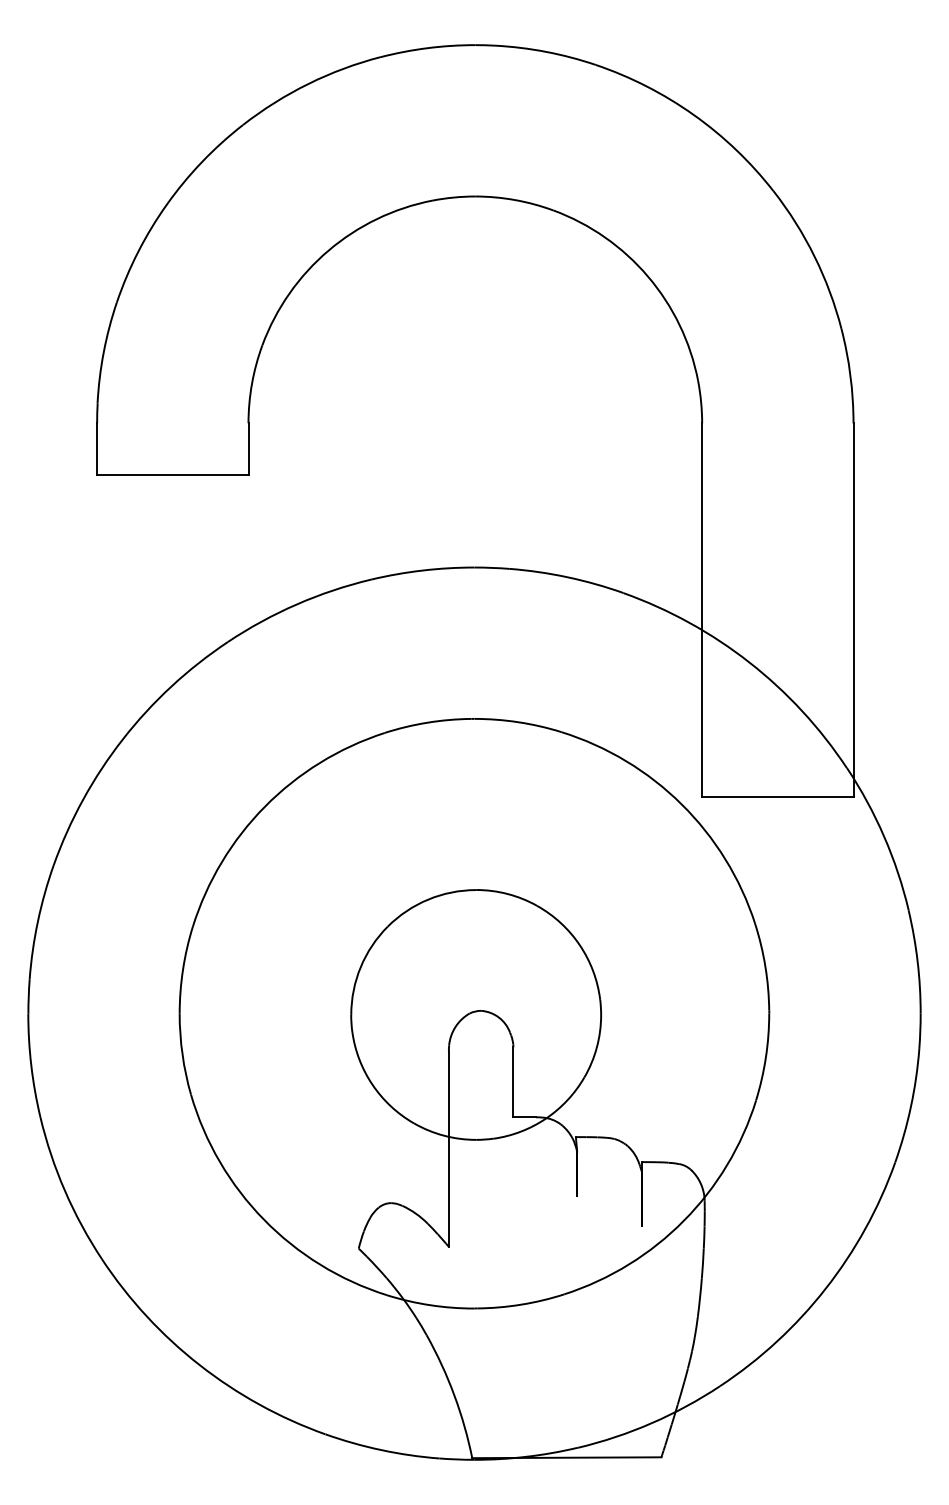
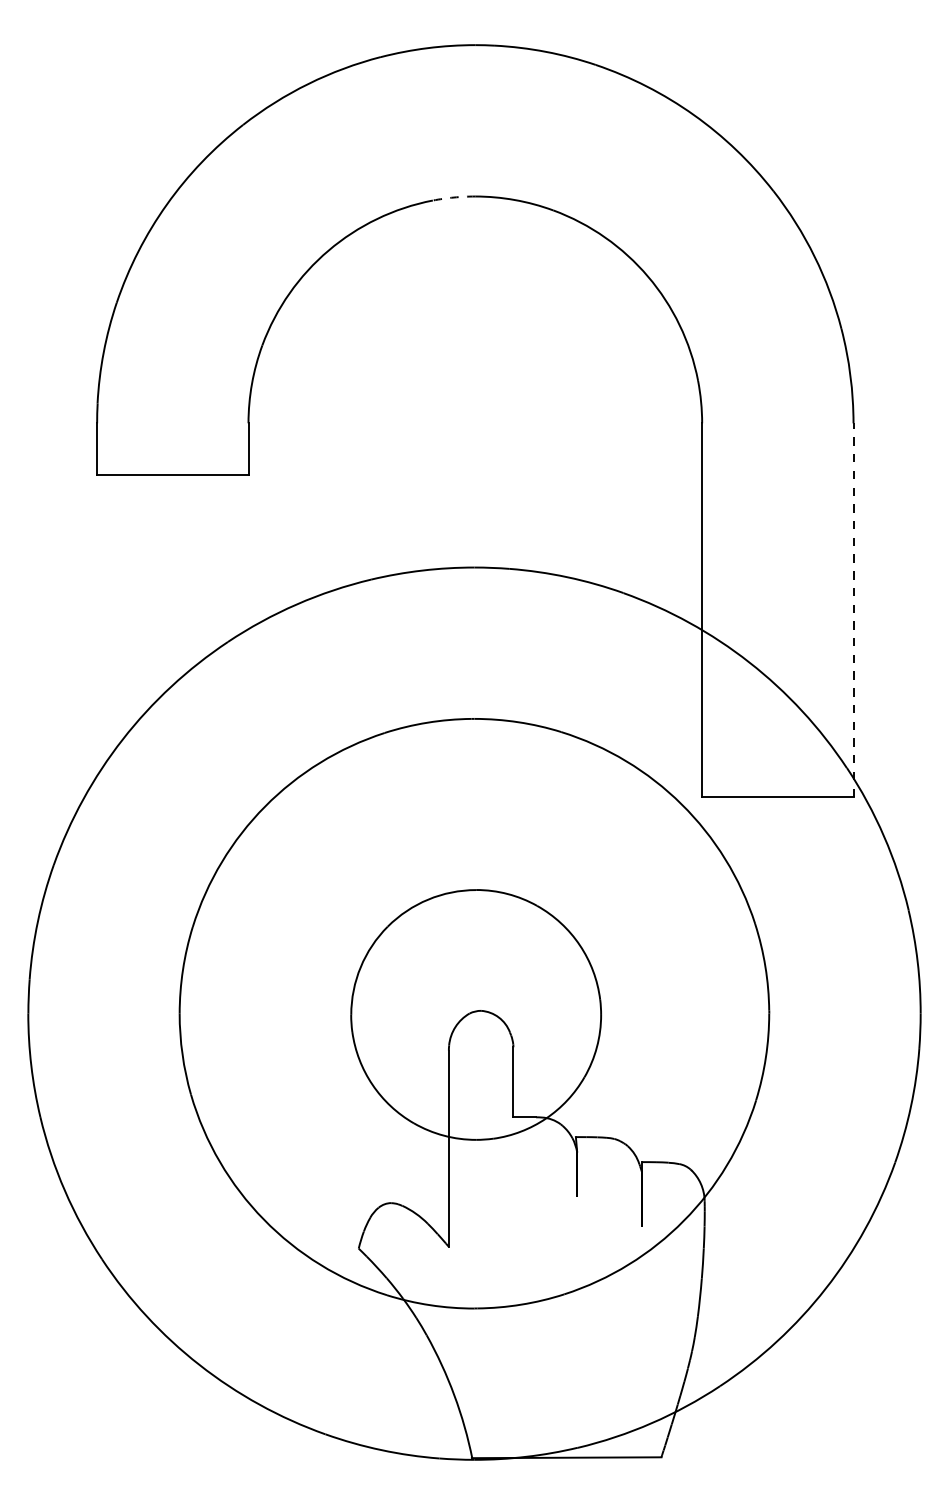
arc: solid -> dashed (454, 197)
line: solid -> dashed (853, 610)
